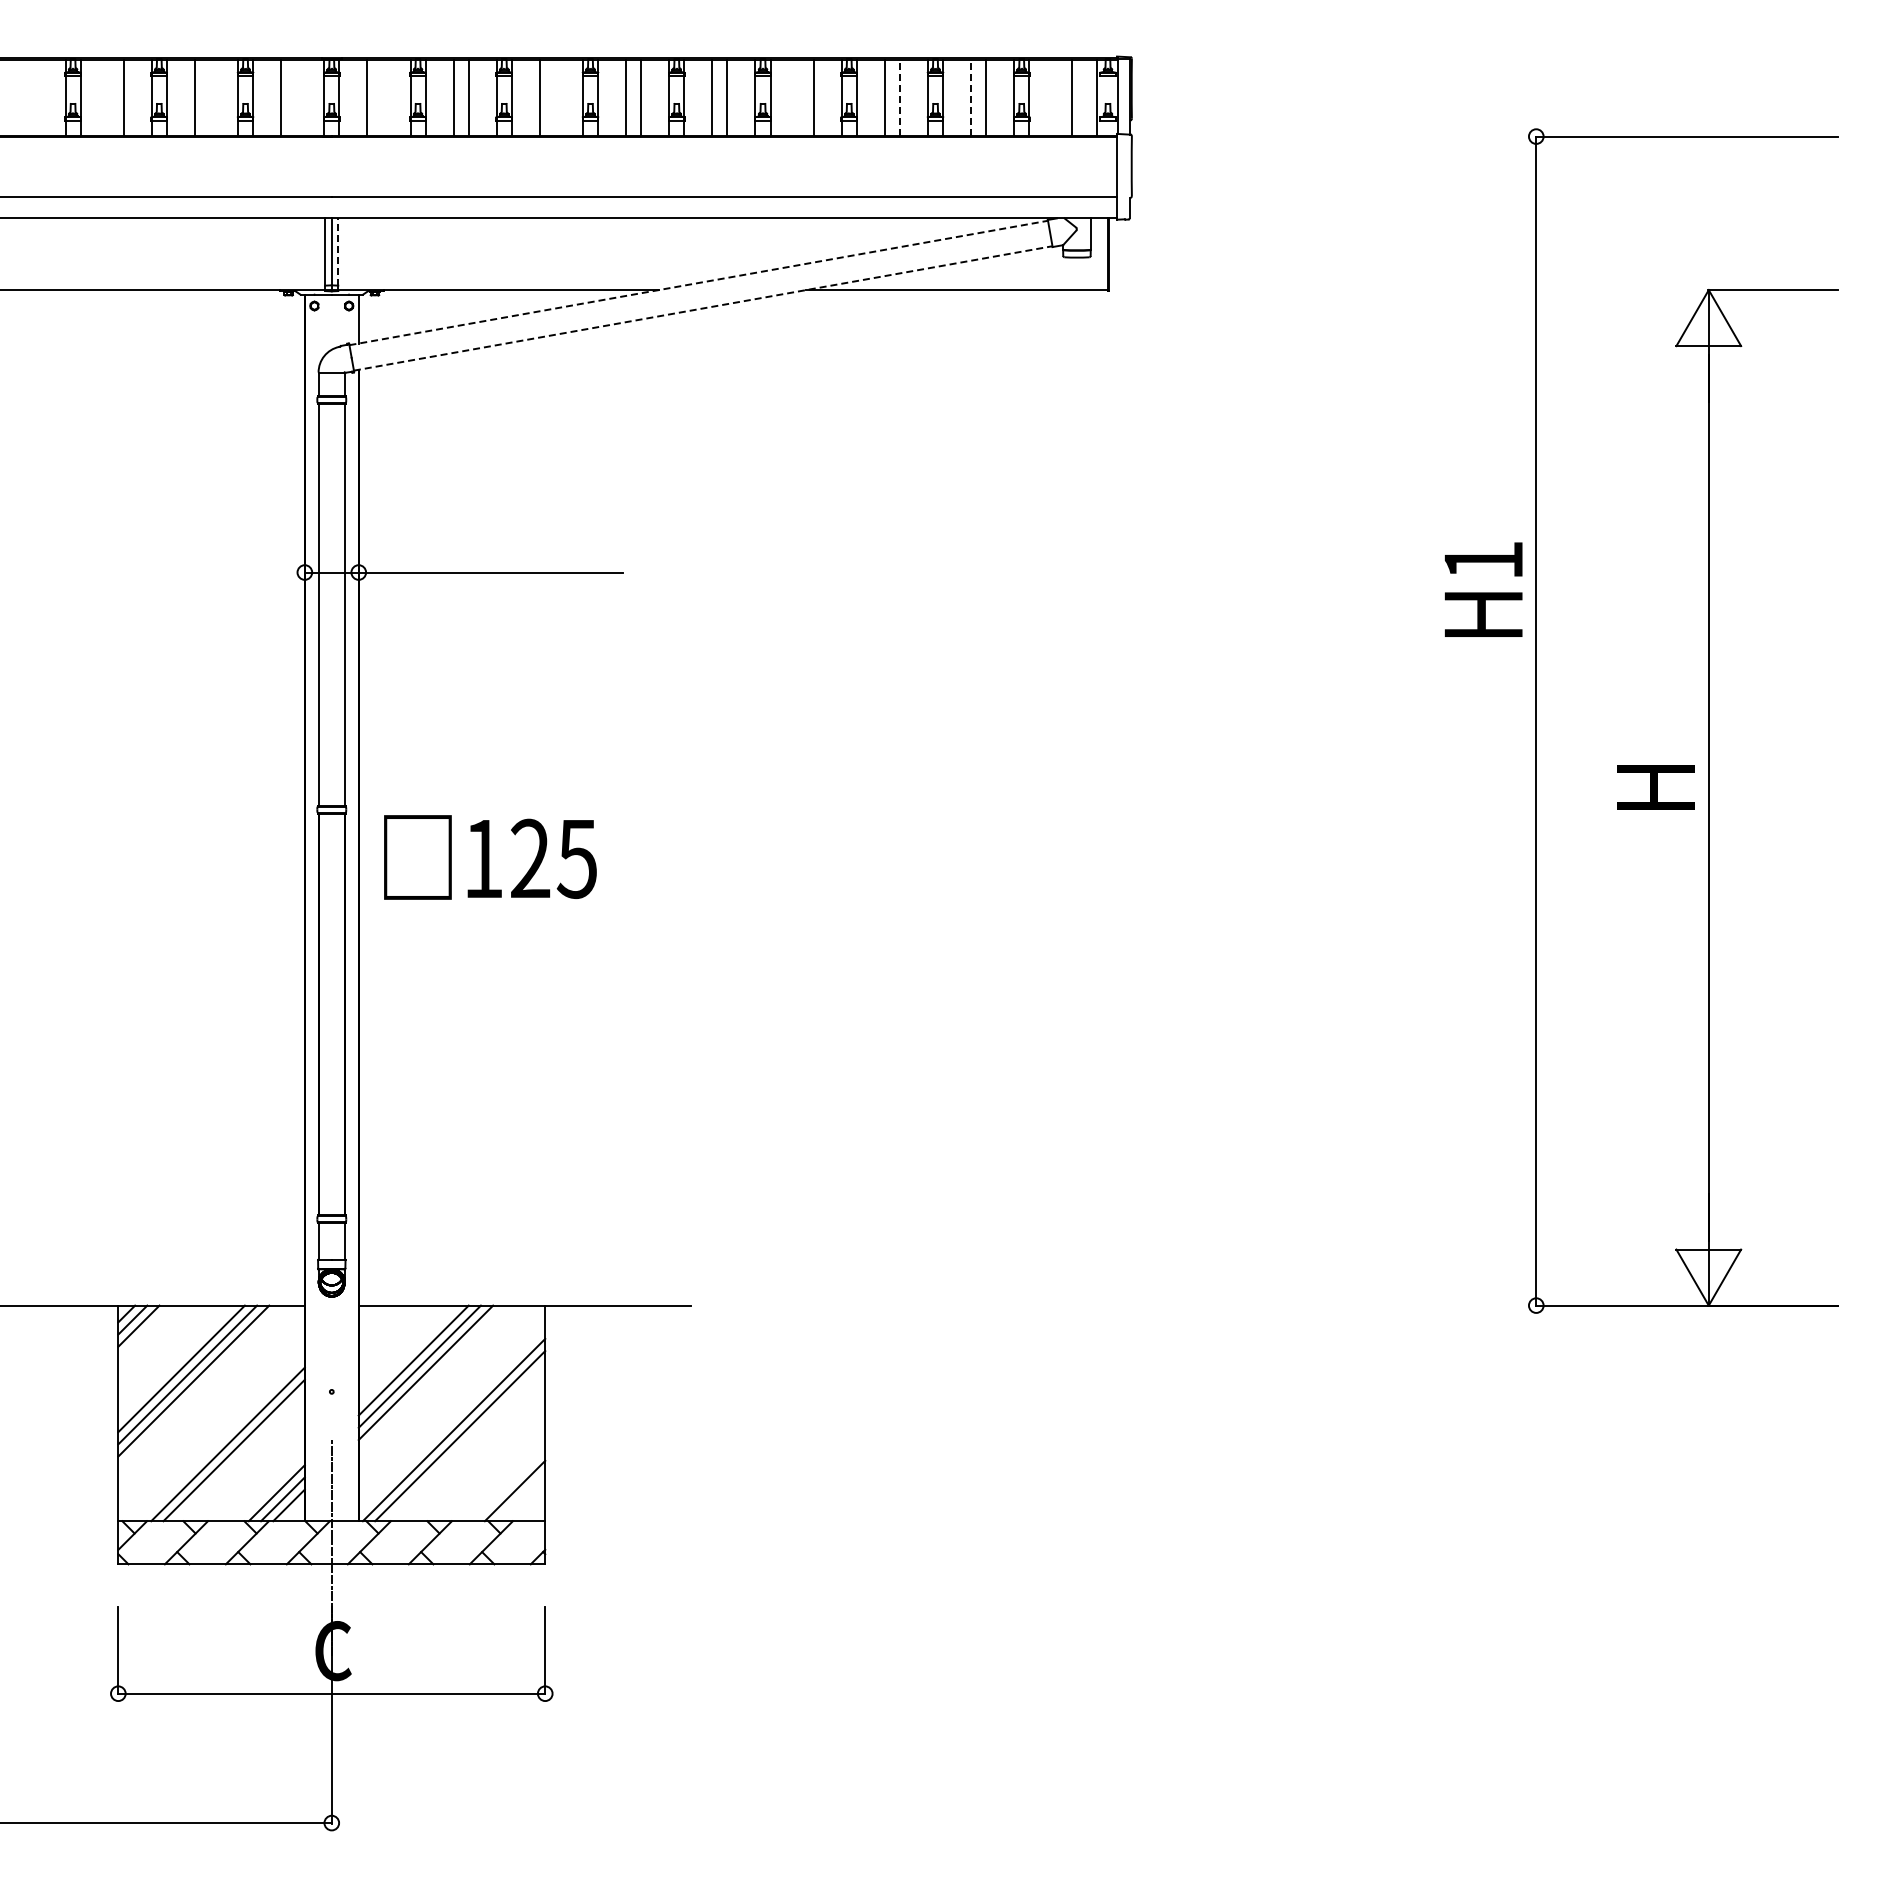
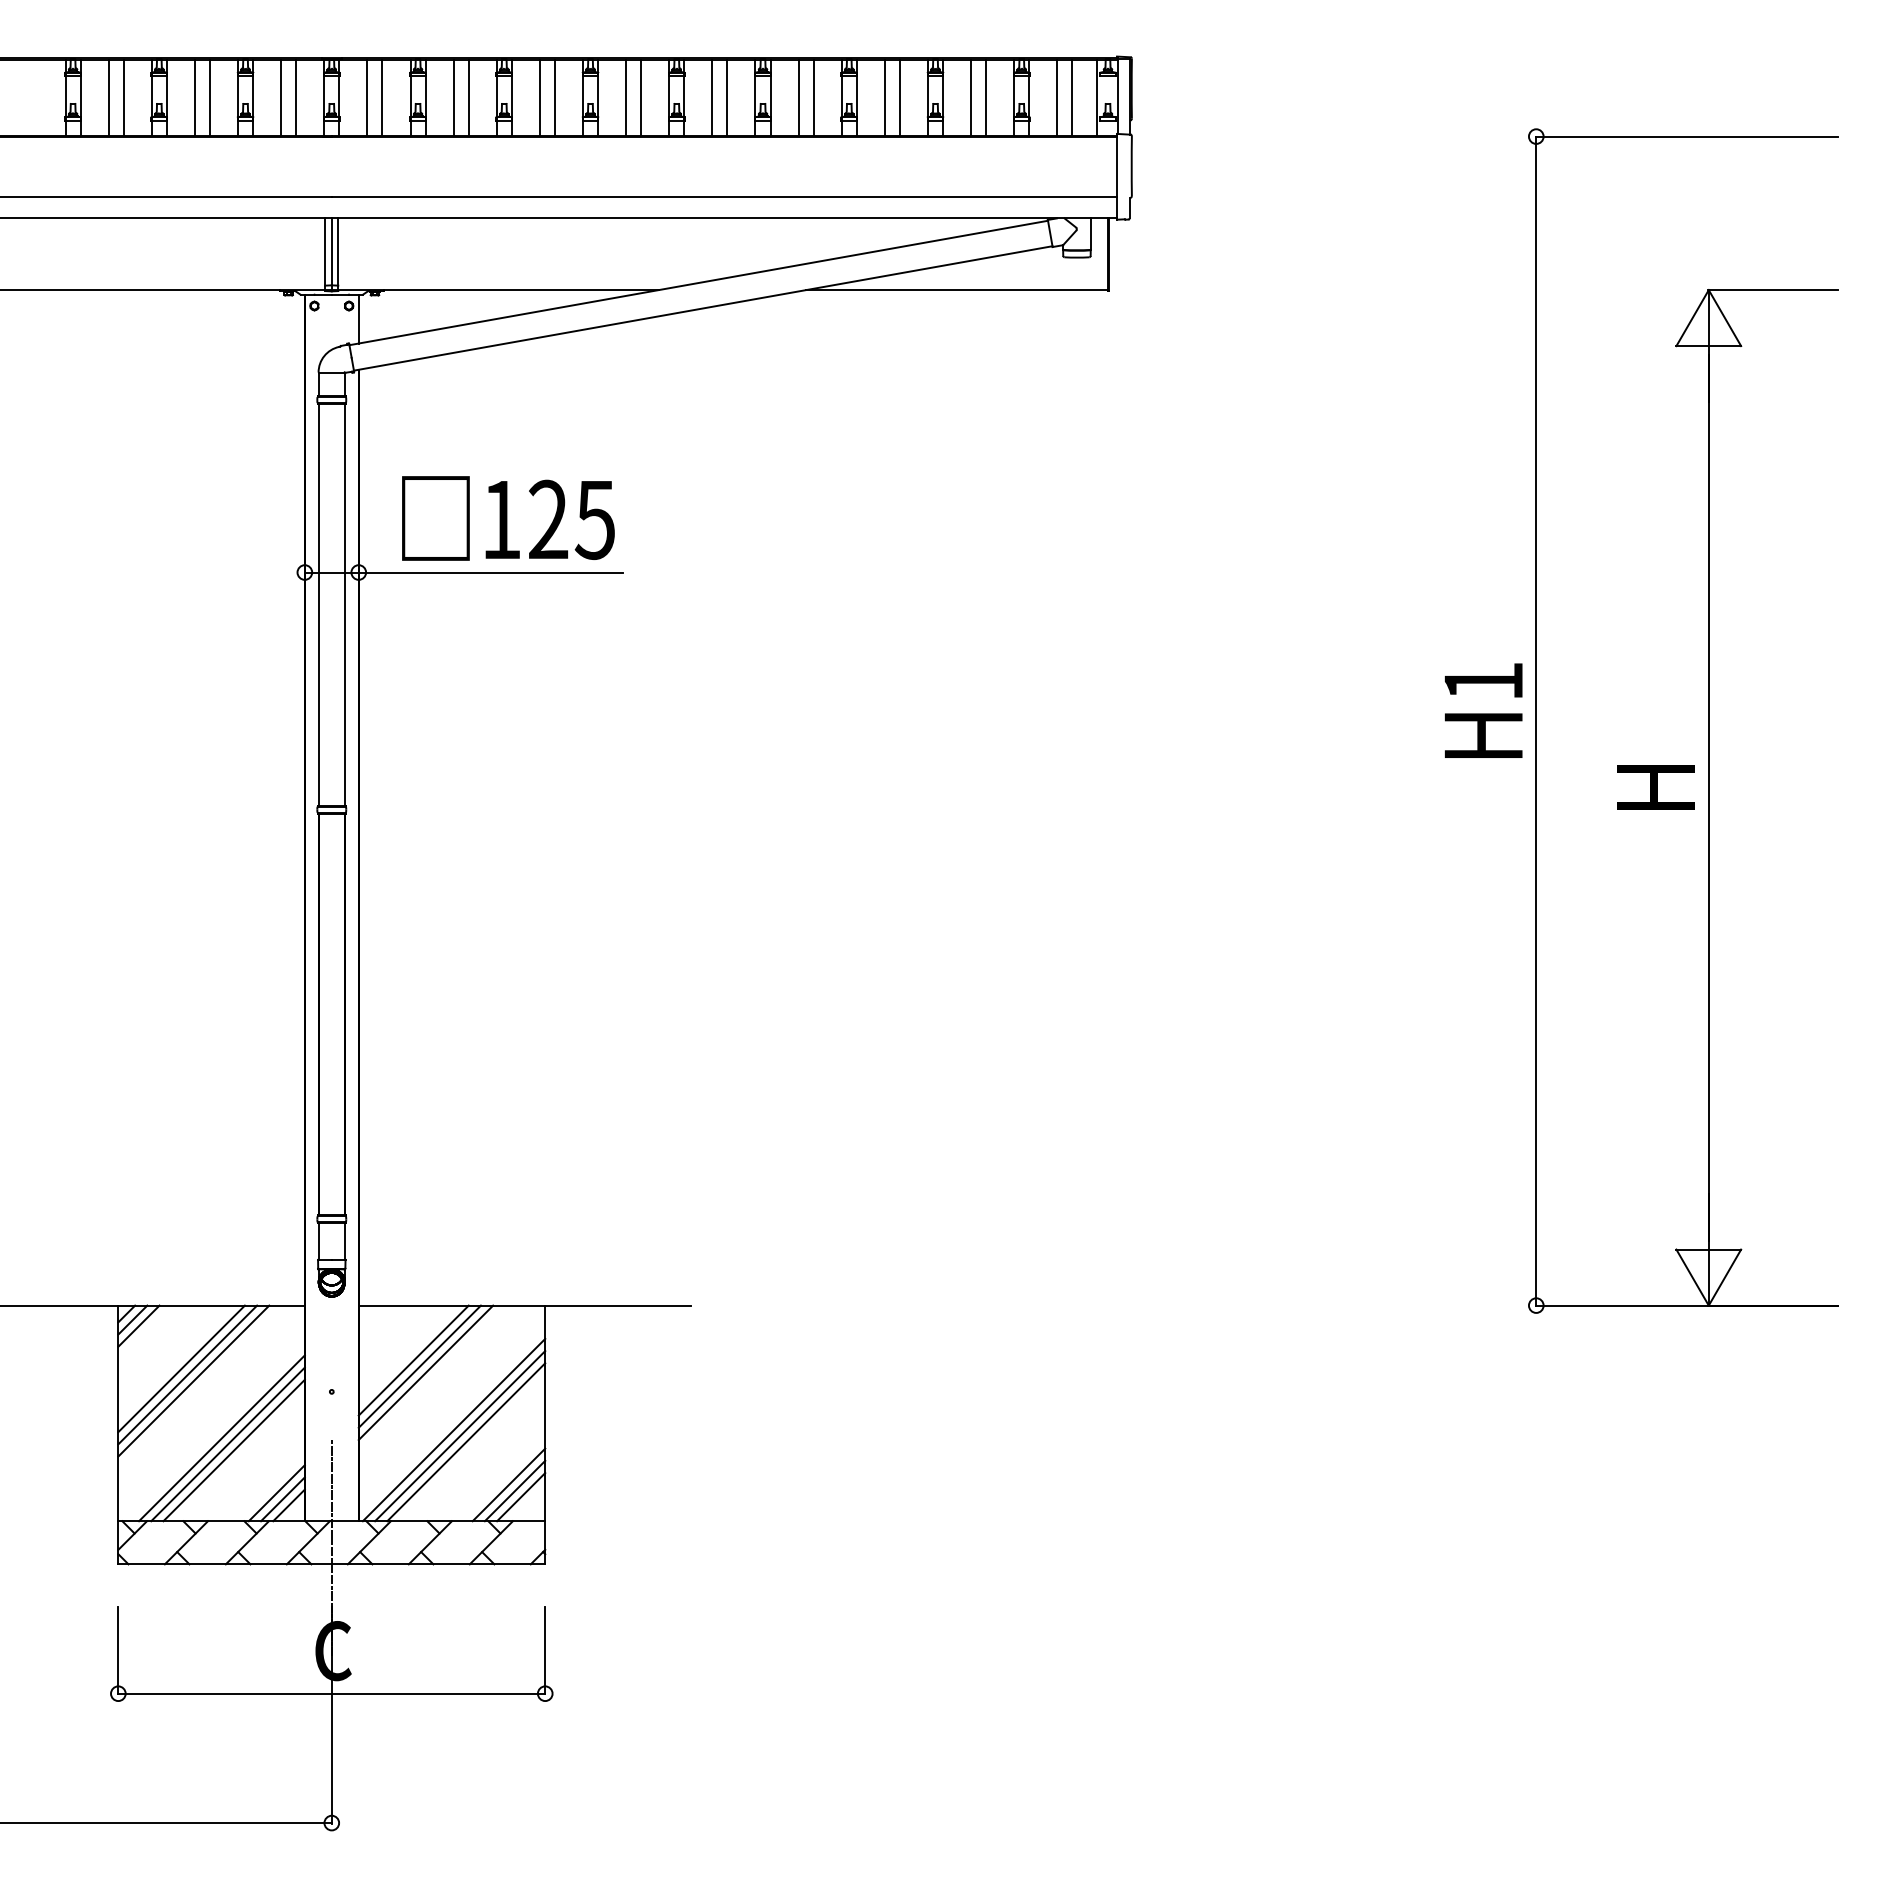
line: none -> present (108, 97)
line: none -> present (209, 97)
line: none -> present (296, 97)
line: none -> present (382, 97)
line: none -> present (554, 97)
line: none -> present (798, 97)
line: dashed -> solid (899, 97)
line: dashed -> solid (971, 97)
line: none -> present (1057, 97)
line: dashed -> solid (338, 252)
line: dashed -> solid (698, 282)
line: dashed -> solid (703, 308)
text position: (1483, 589) -> (1483, 710) (1483, 710)
text position: (490, 857) -> (508, 518) (508, 518)
line: none -> present (221, 1438)
line: none -> present (466, 1442)
line: none -> present (508, 1484)
line: none -> present (521, 1497)
